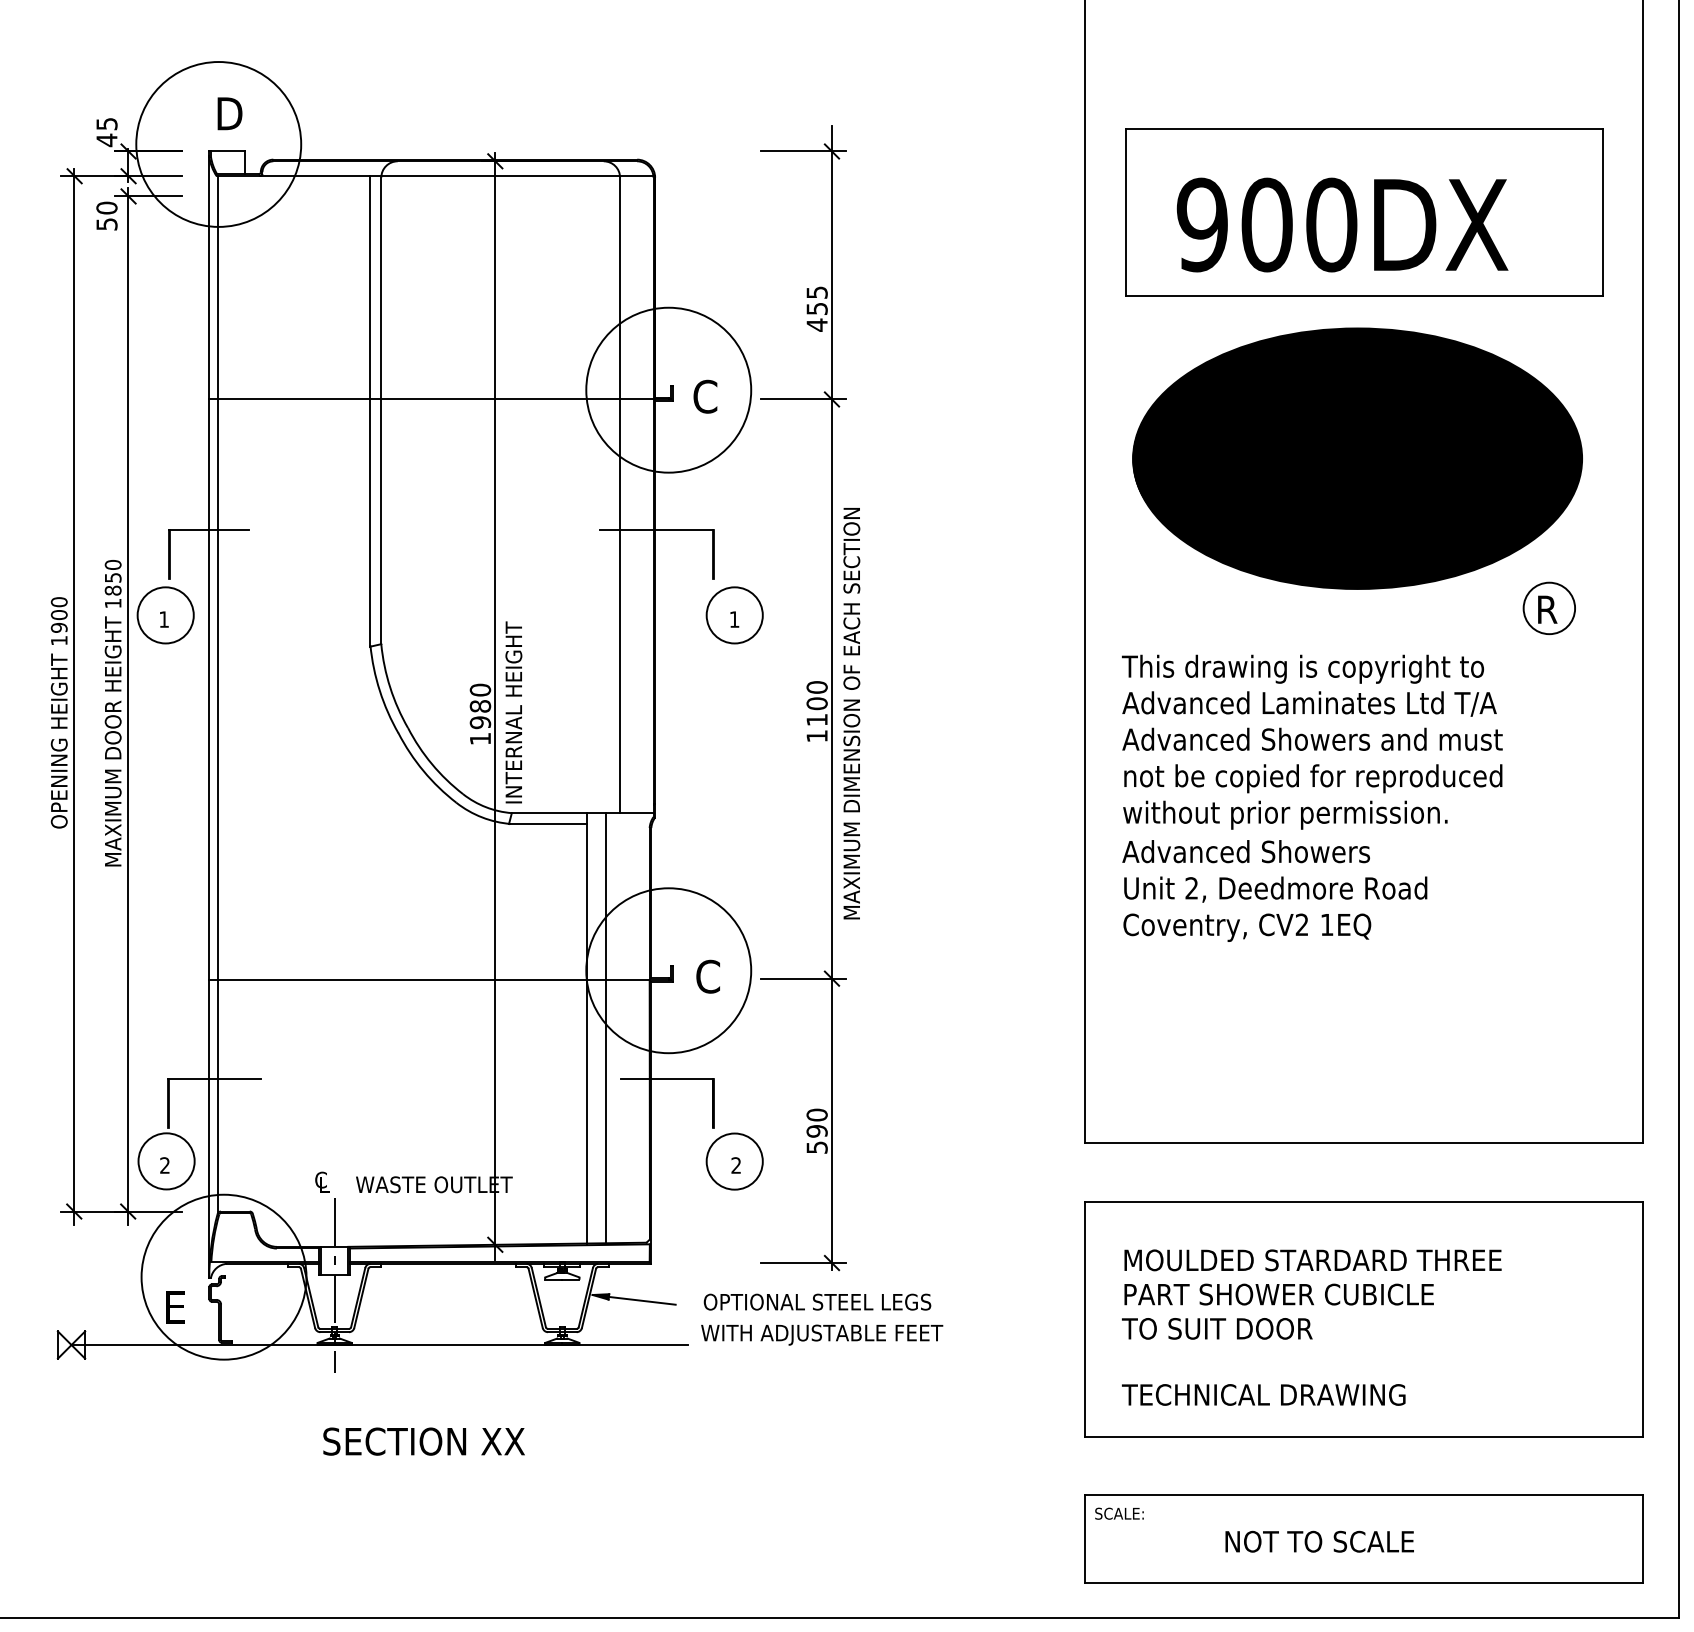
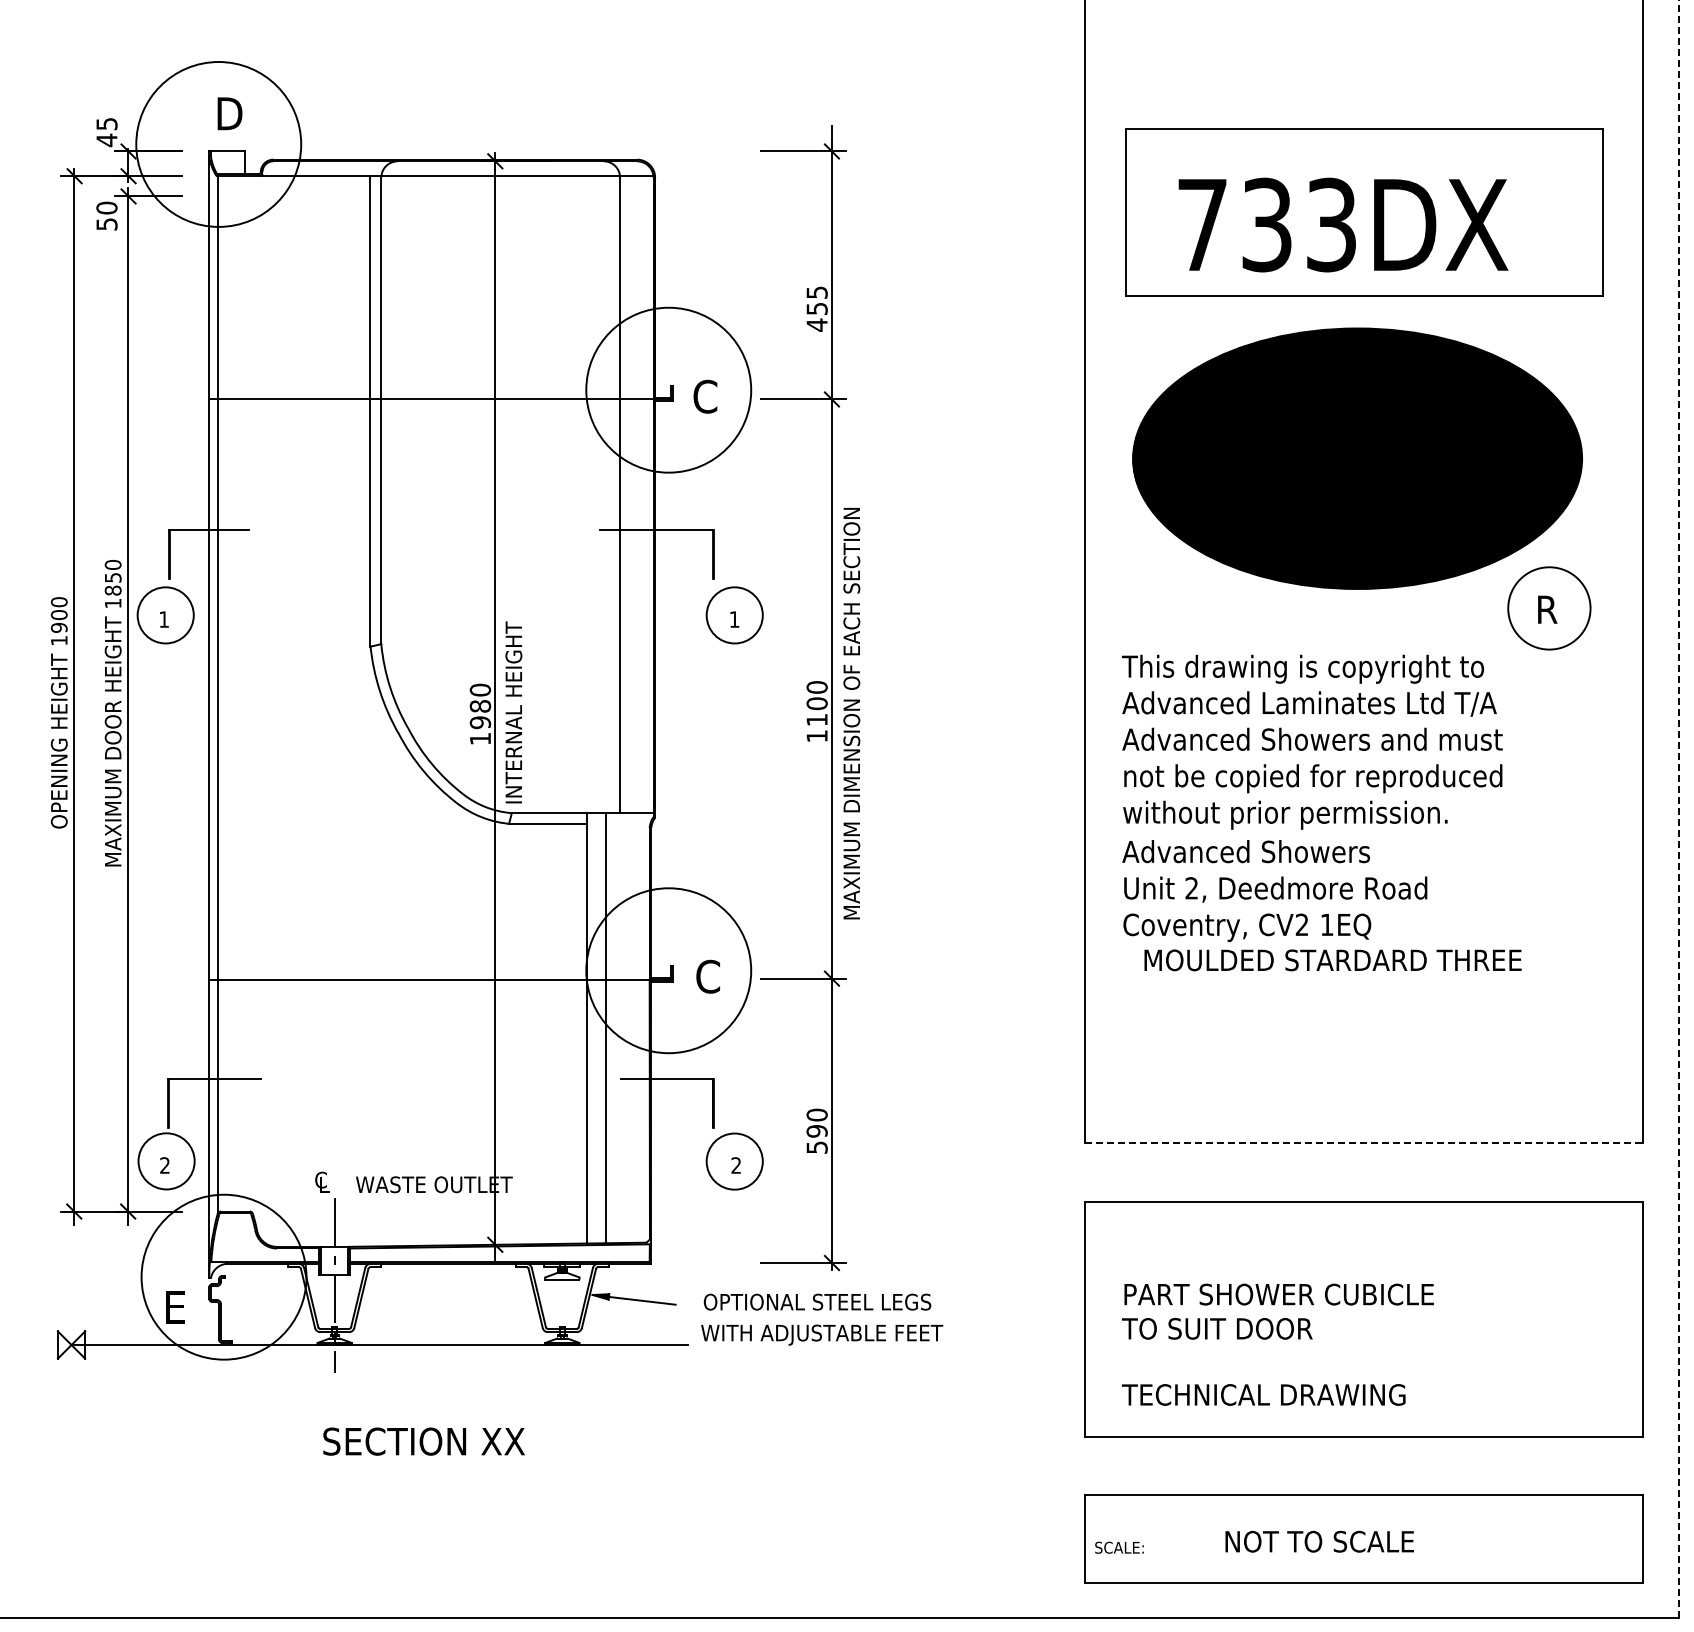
text: 900DX -> 733DX (1266, 224)
circle diameter: 51 px -> 82 px (1549, 608)
line: solid -> dashed (1678, 809)
line: solid -> dashed (1364, 1143)
text position: (1312, 1260) -> (1332, 960) (1332, 960)
text position: (1119, 1513) -> (1119, 1547) (1119, 1547)
